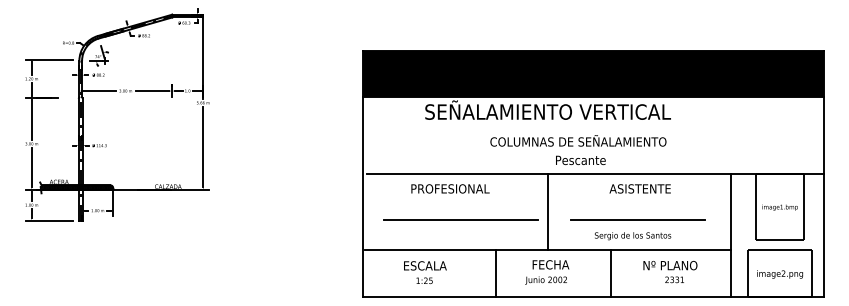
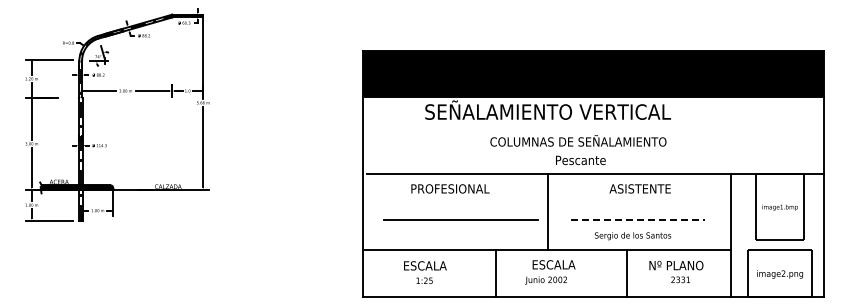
line: solid -> dashed (638, 220)
text: FECHA -> ESCALA (554, 264)
text position: (670, 271) -> (676, 271) (676, 271)
line position: (611, 273) -> (627, 273) (627, 273)
